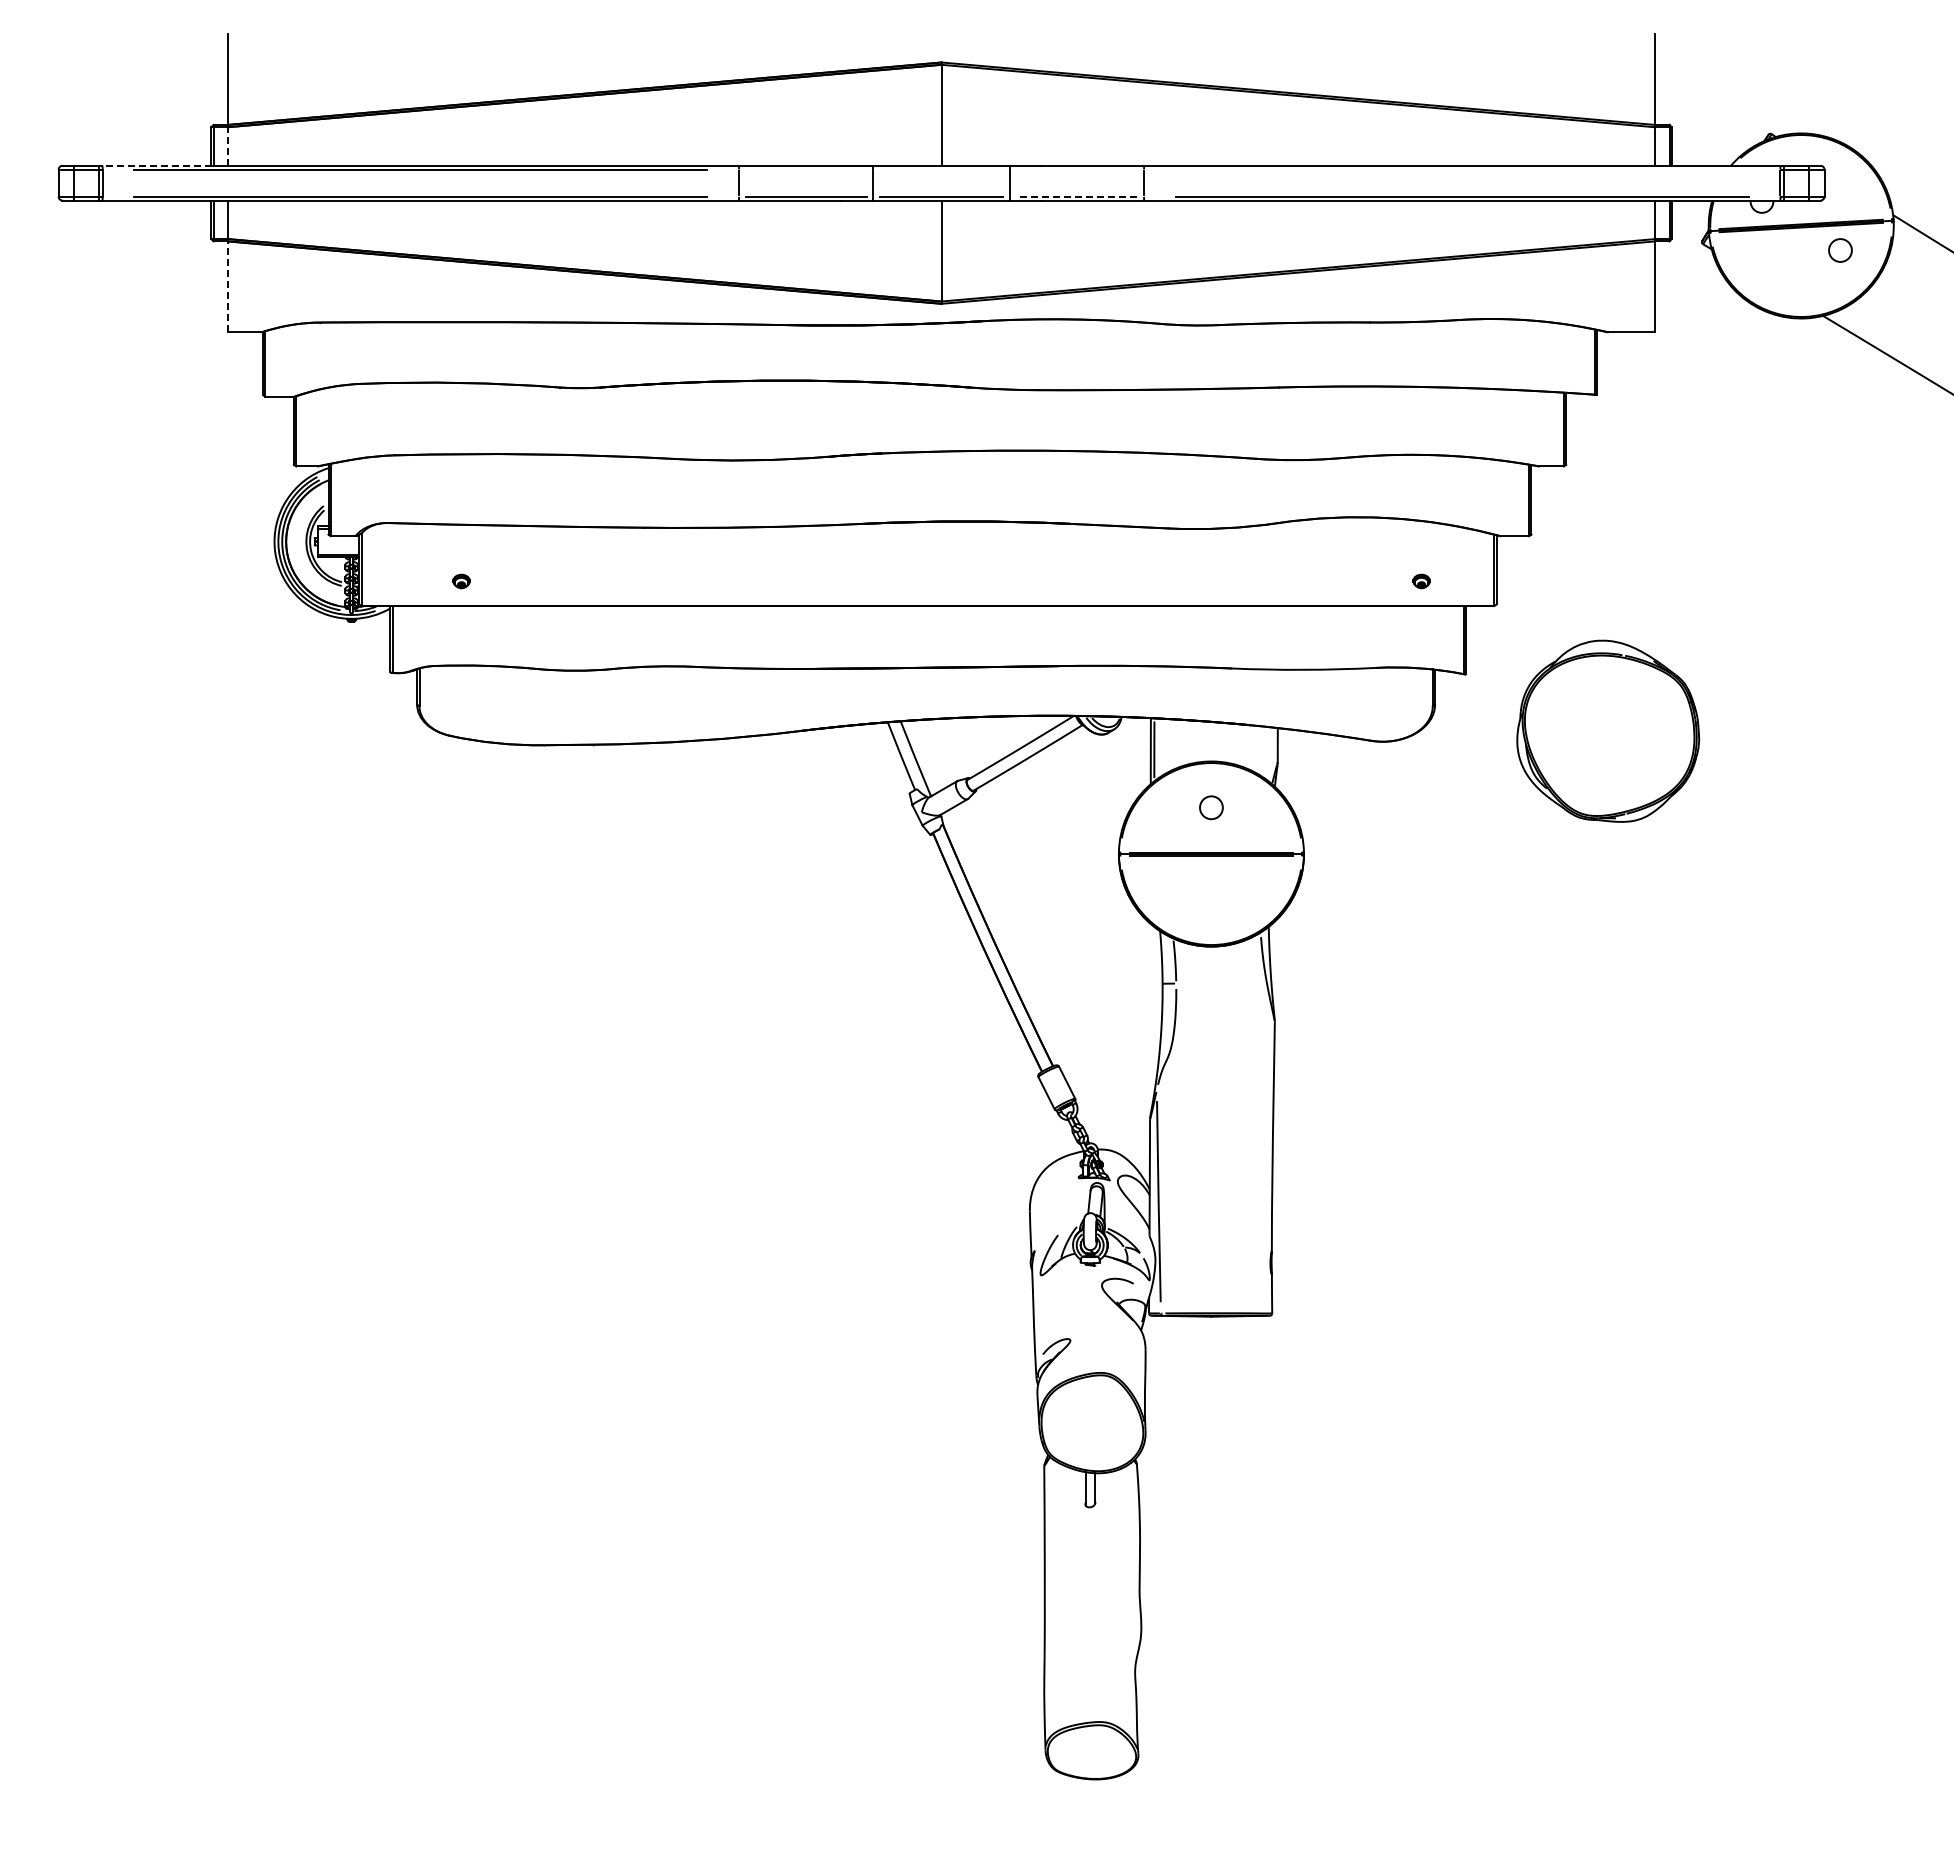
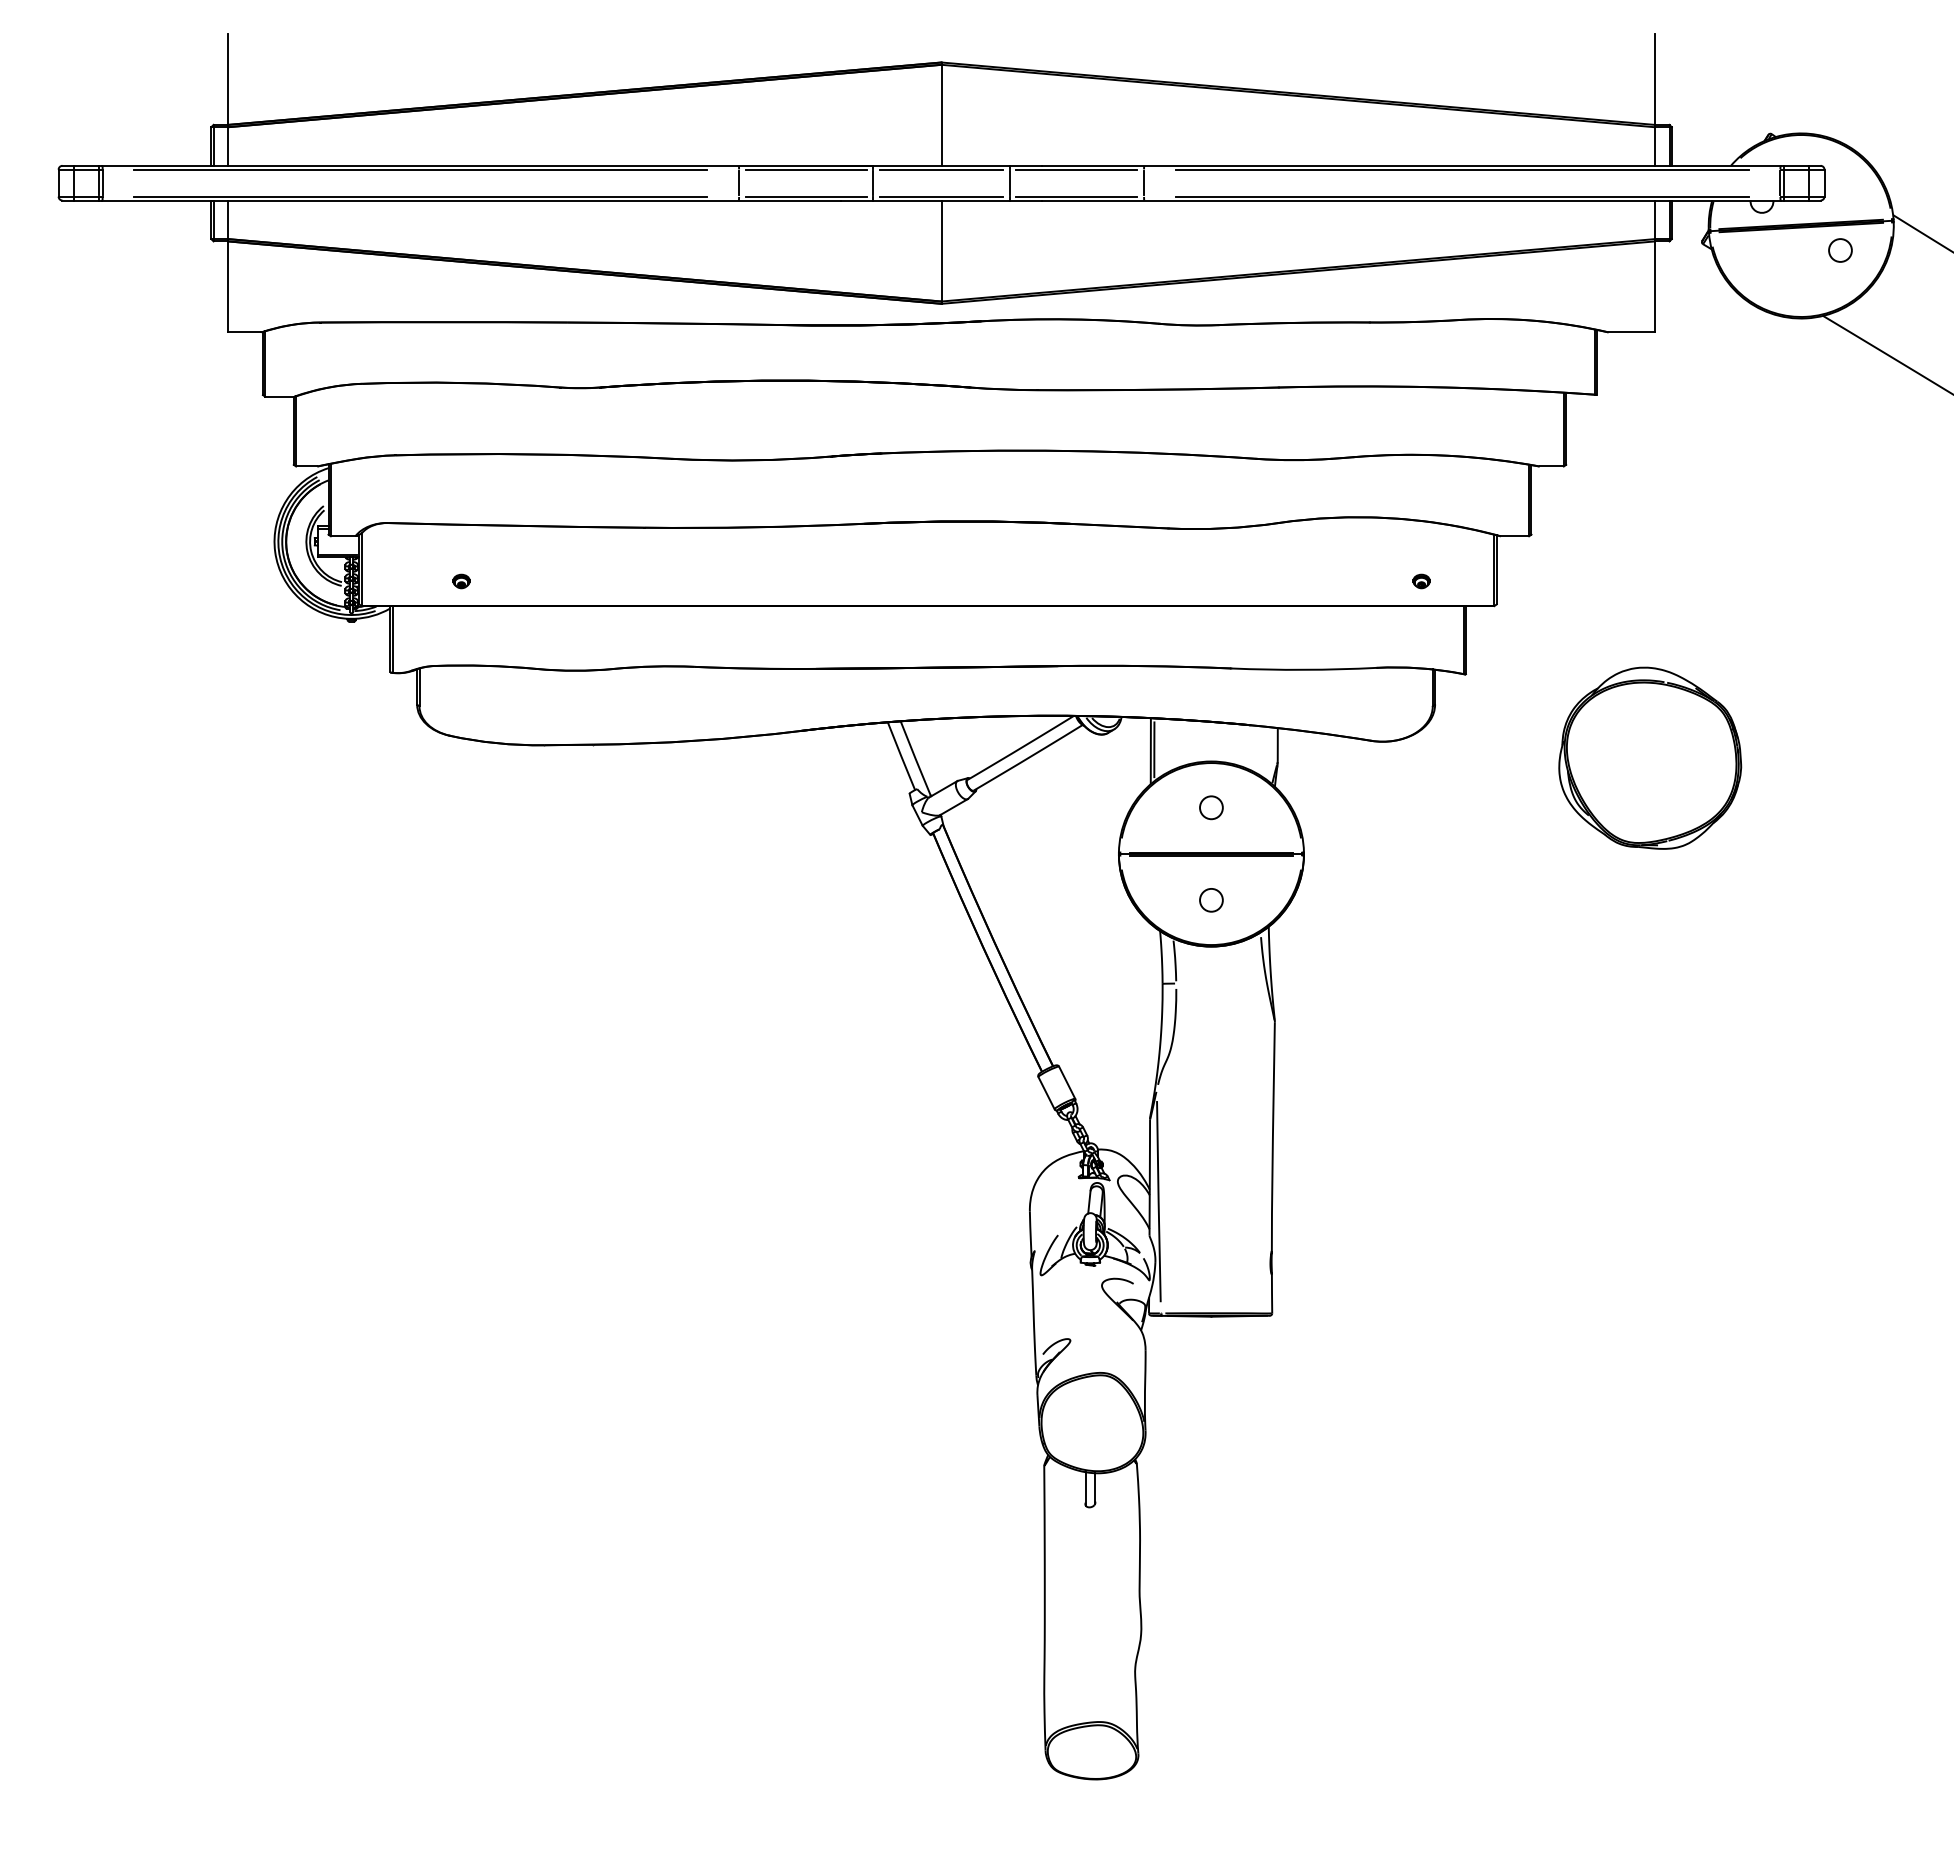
line: dashed -> solid (228, 146)
line: dashed -> solid (156, 165)
line: none -> present (805, 169)
line: none -> present (941, 169)
line: none -> present (1076, 169)
line: none -> present (1461, 169)
line: dashed -> solid (1076, 196)
line: dashed -> solid (228, 286)
part position: (1608, 730) -> (1650, 757) (1650, 757)
circle: none -> present (1211, 900)
